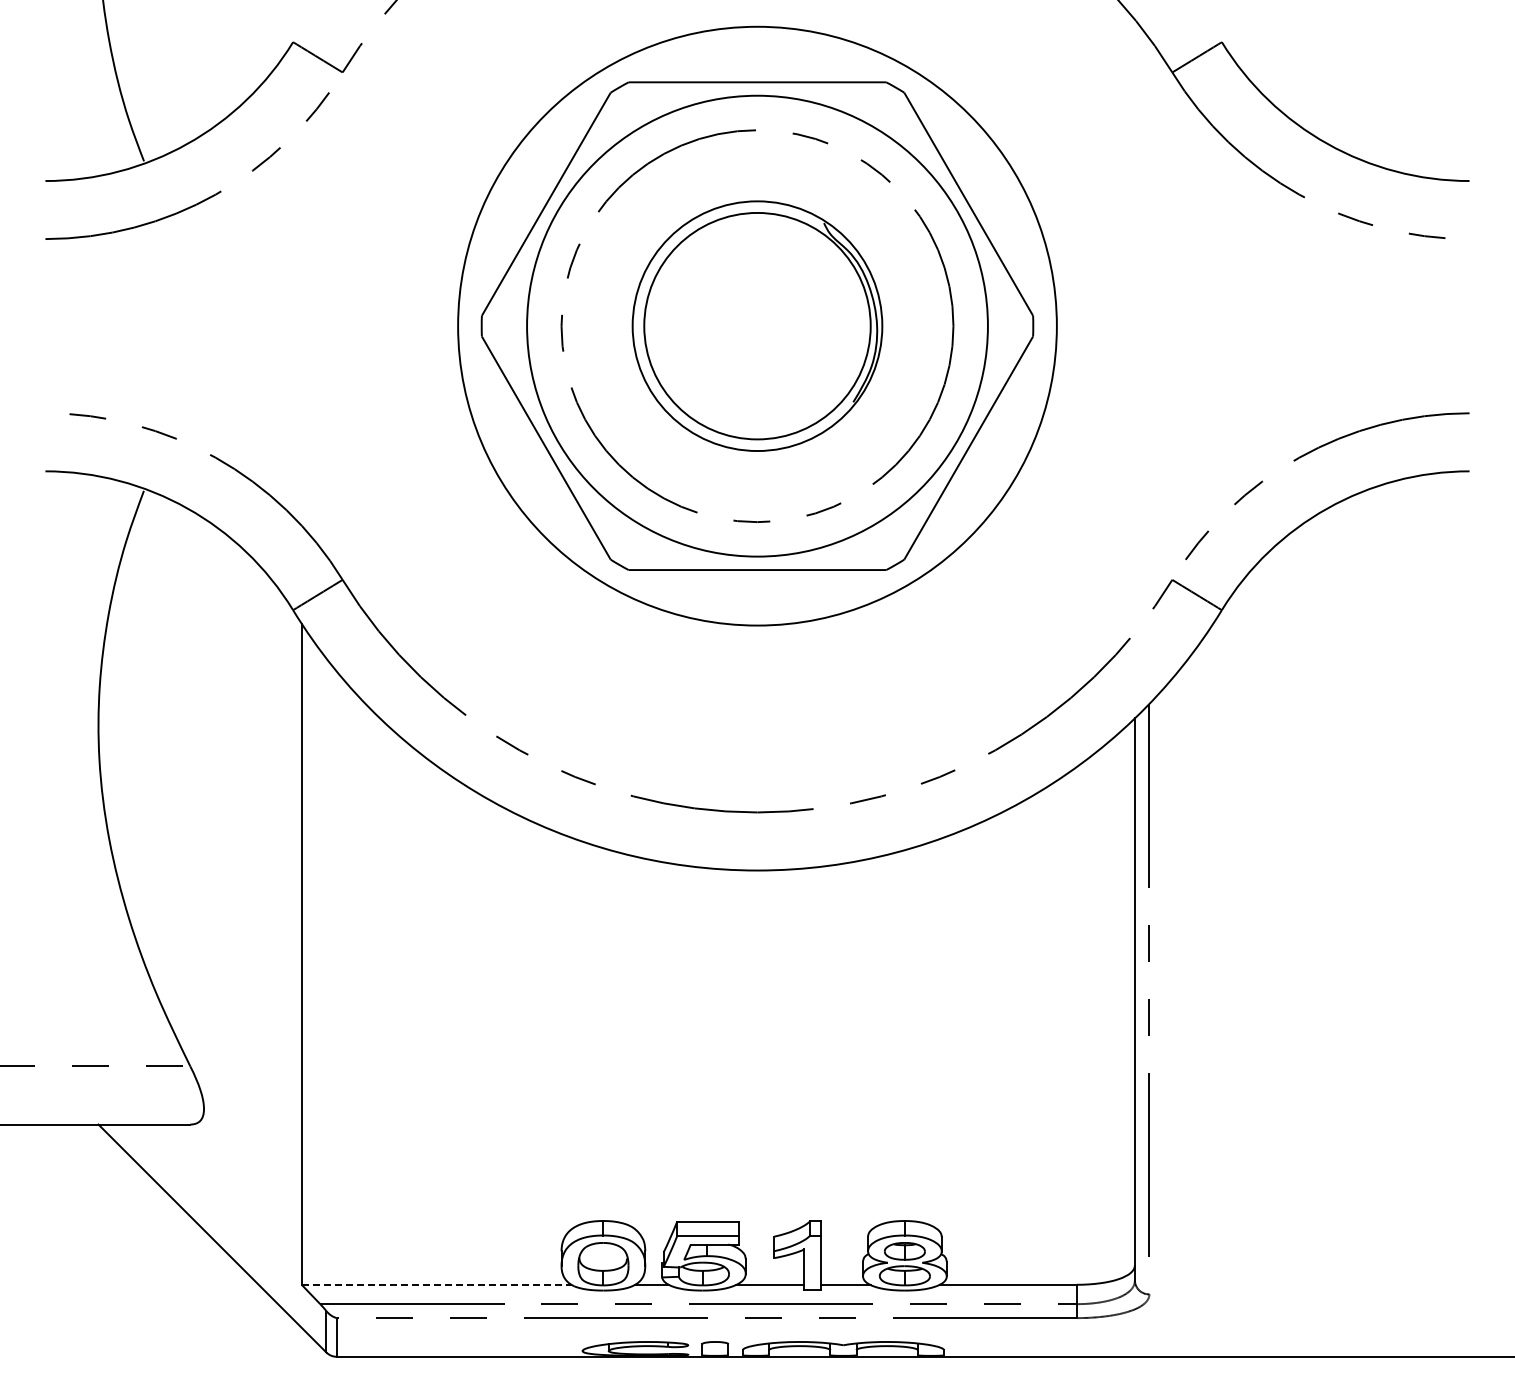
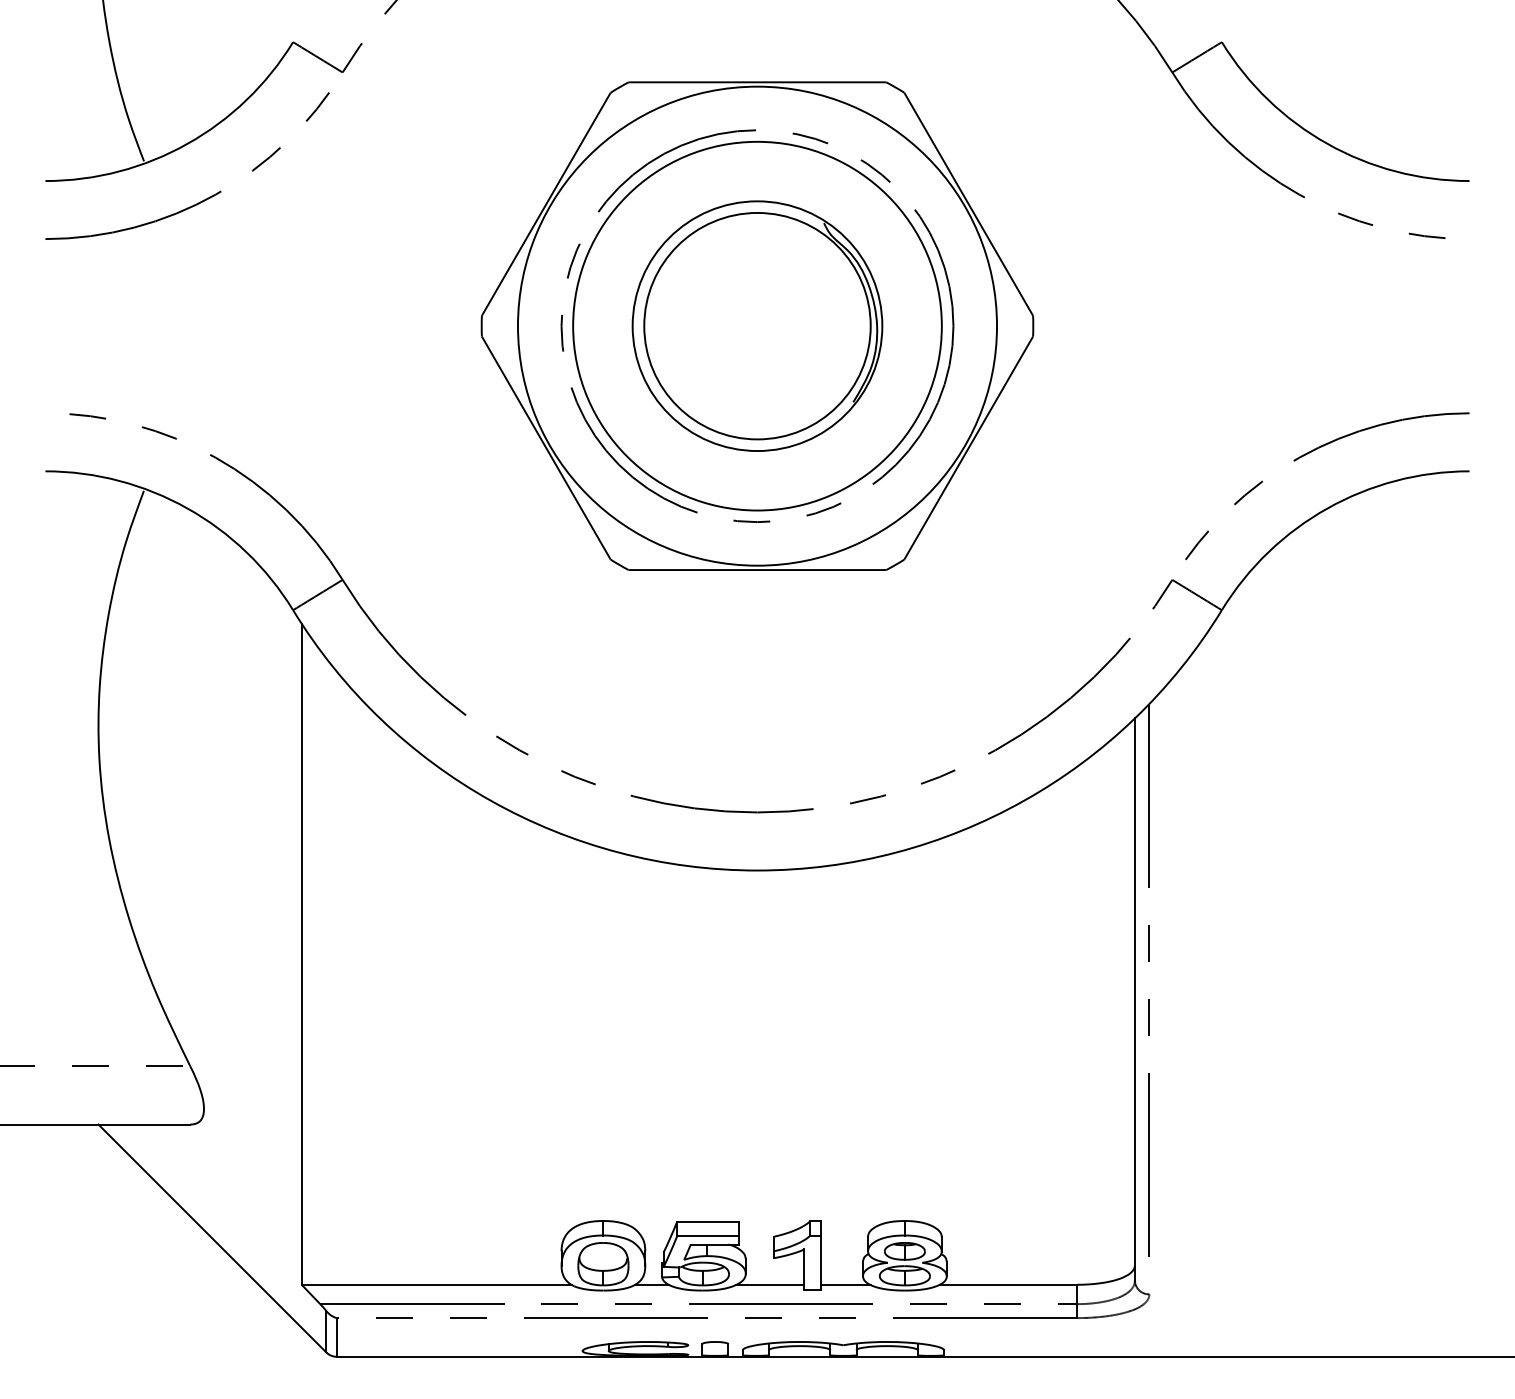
circle diameter: 461 px -> 369 px (757, 325)
circle diameter: 599 px -> 479 px (757, 325)
line: dashed -> solid (437, 1284)
